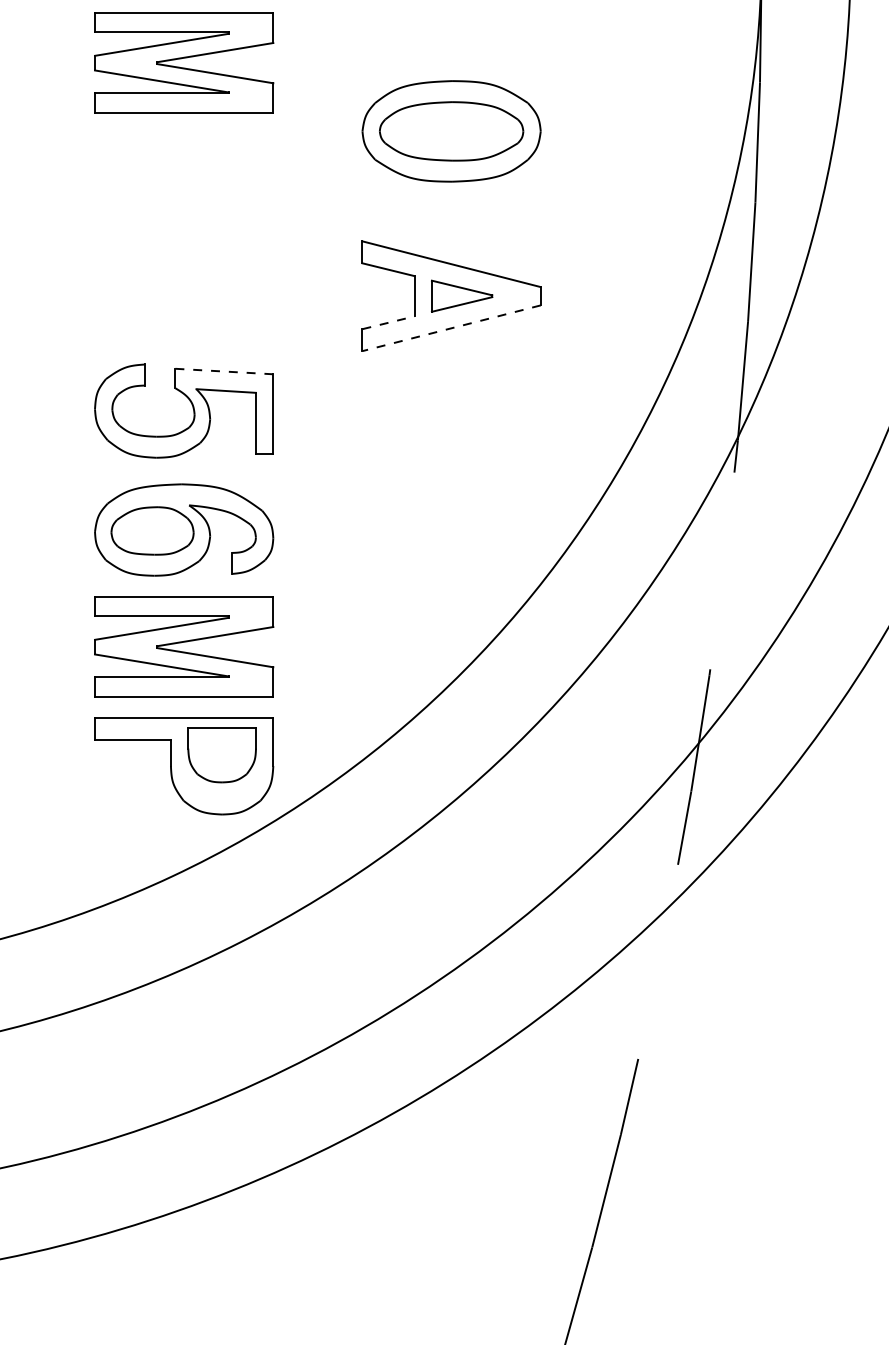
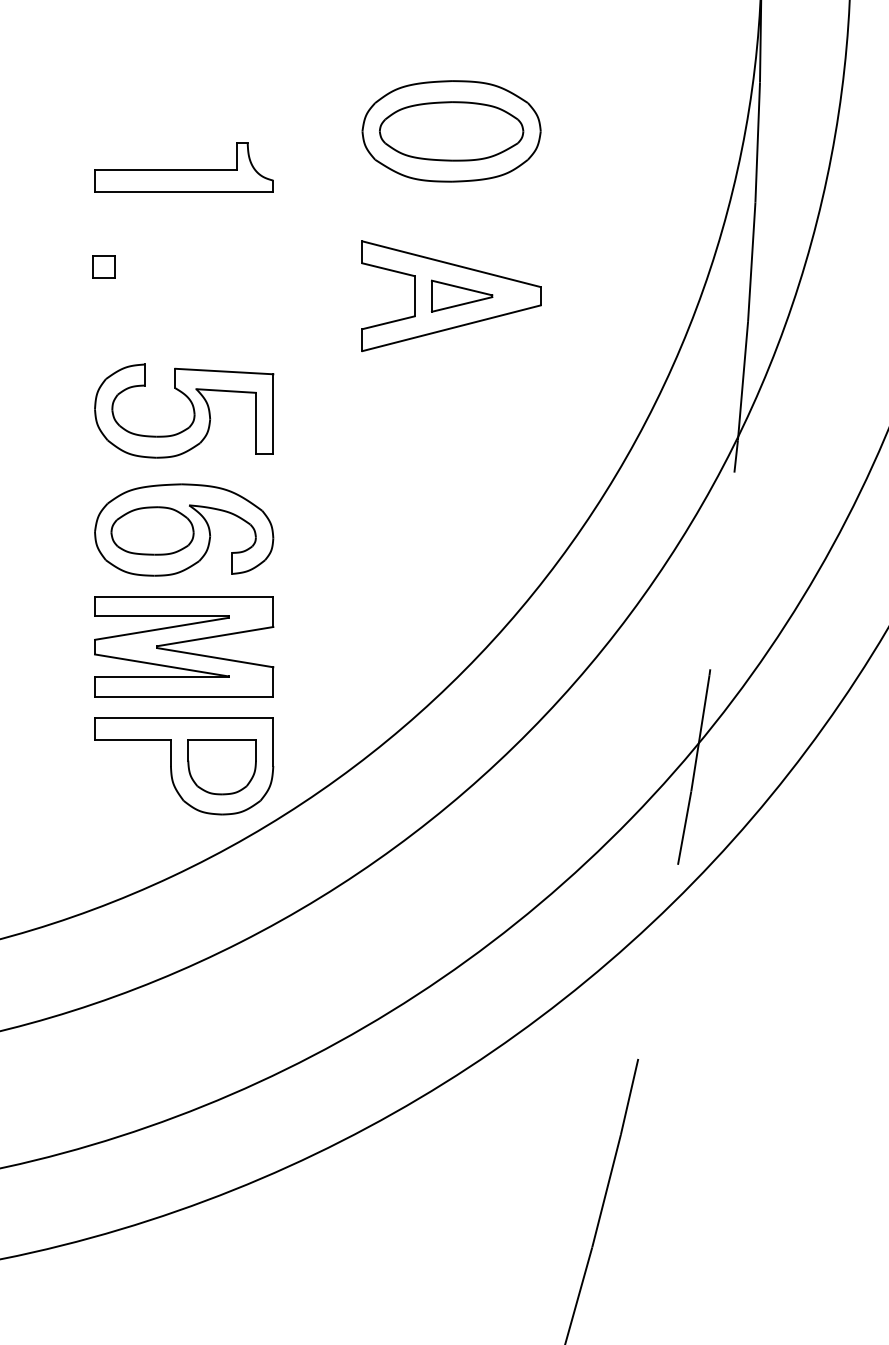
part: present -> none (184, 62)
part: none -> present (183, 167)
part: none -> present (103, 266)
line: dashed -> solid (388, 322)
line: dashed -> solid (451, 328)
line: dashed -> solid (224, 371)
part position: (221, 755) -> (221, 767) (221, 767)
